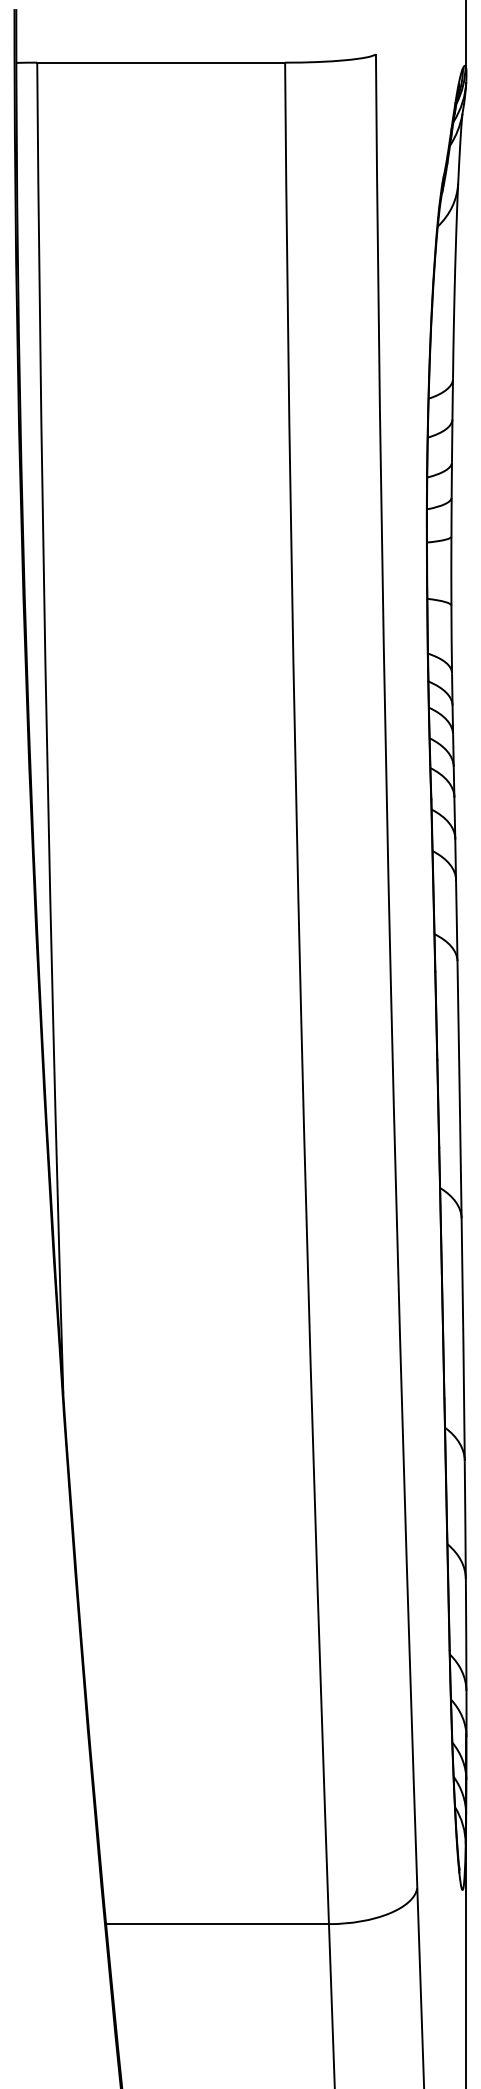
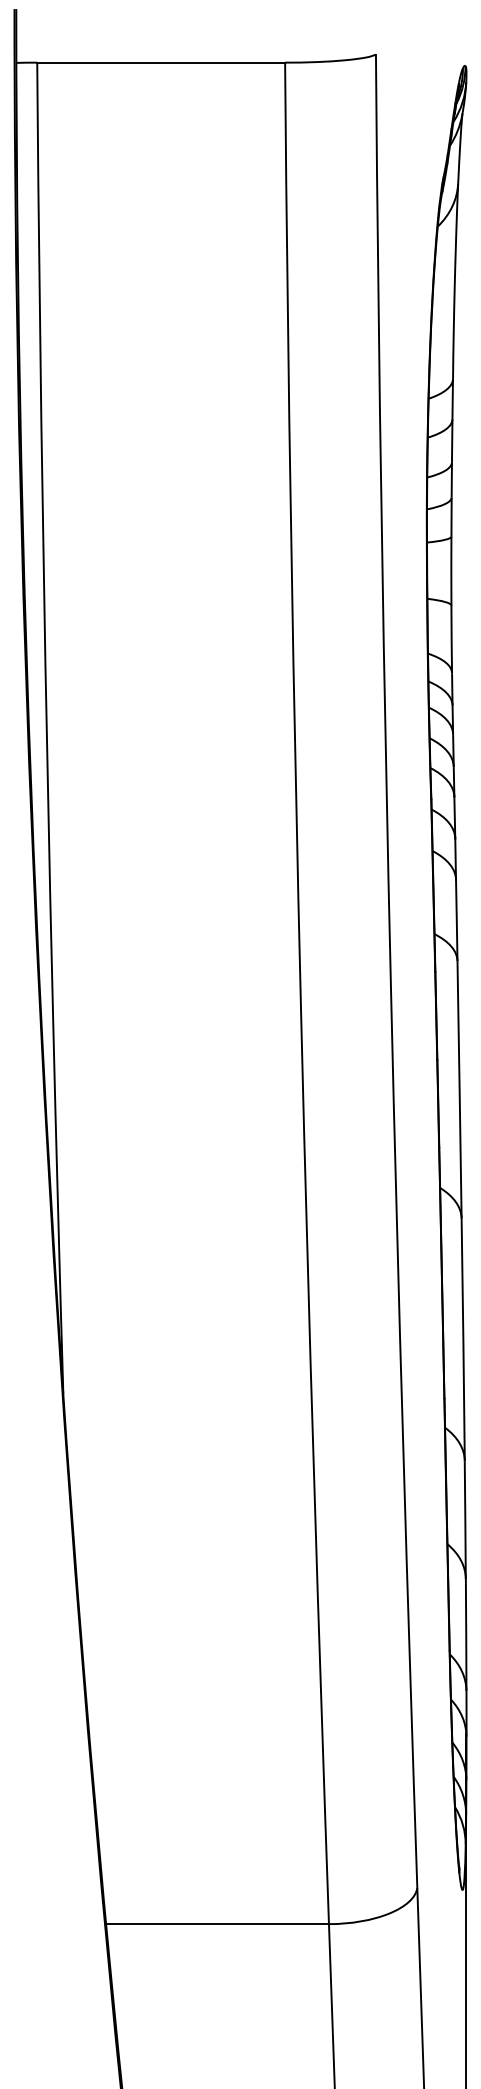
line: present -> none (466, 37)
